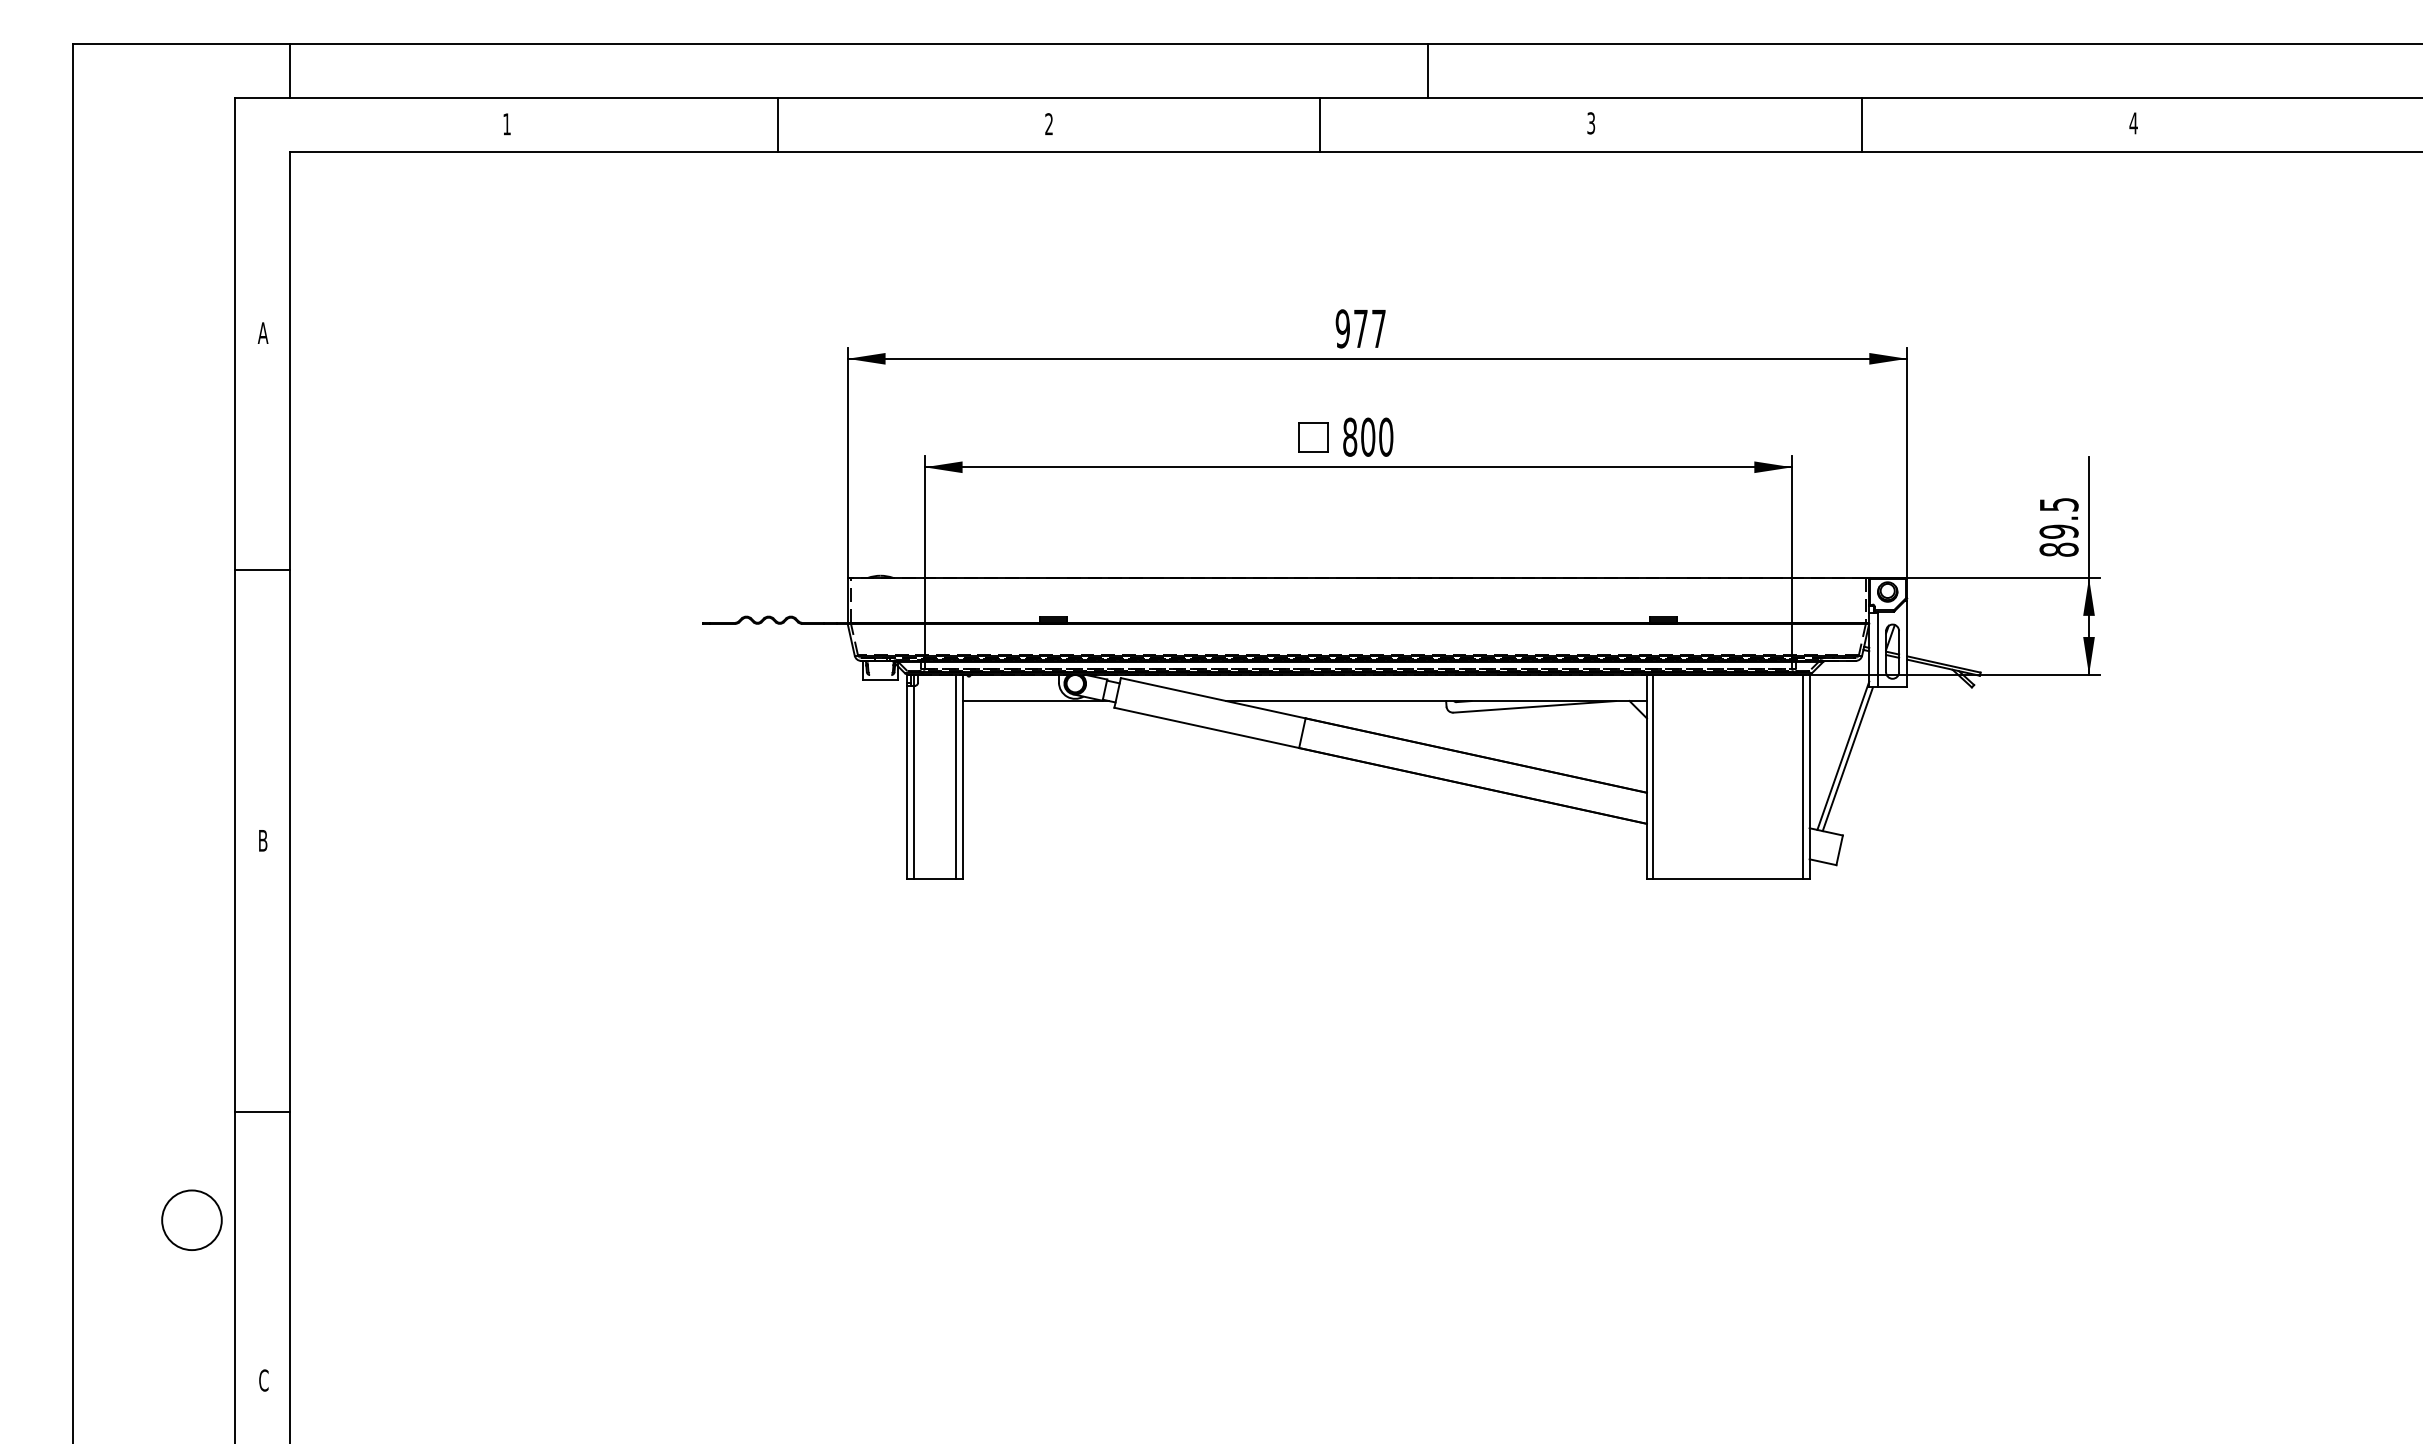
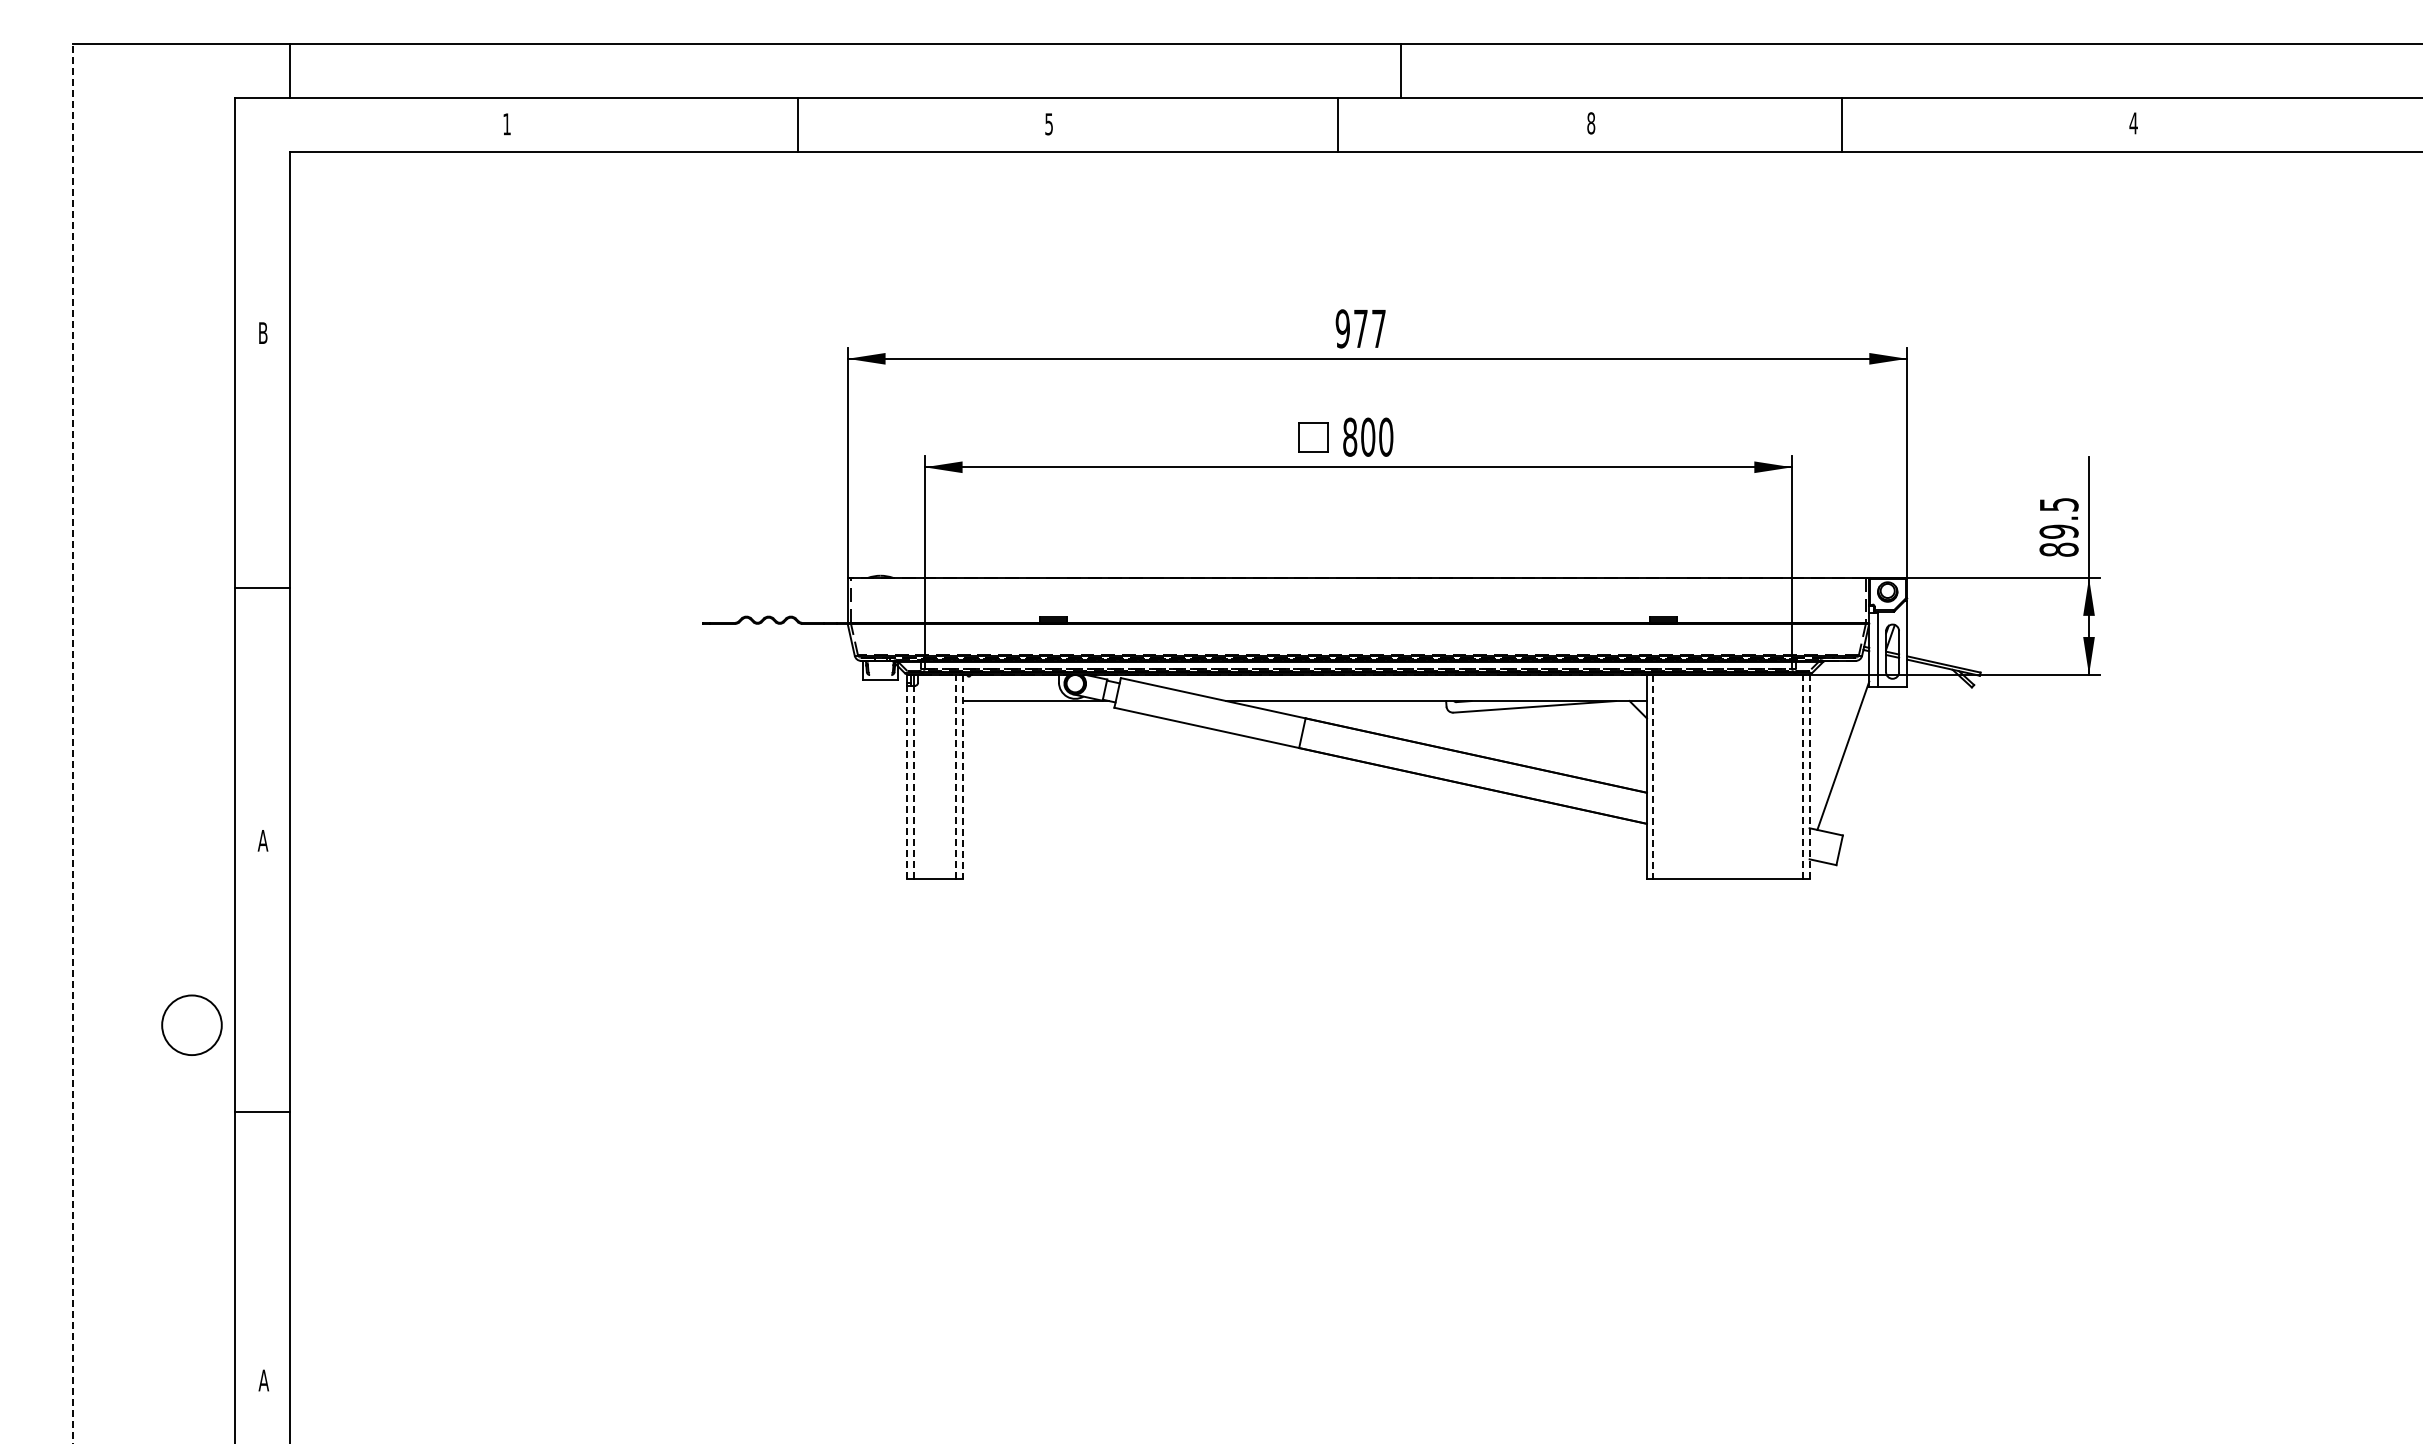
line position: (1428, 70) -> (1401, 70) (1401, 70)
text: 3 -> 8 (1591, 123)
line position: (777, 124) -> (797, 124) (797, 124)
text: 2 -> 5 (1048, 124)
line position: (1319, 124) -> (1337, 124) (1337, 124)
line position: (1862, 124) -> (1842, 124) (1842, 124)
text: A -> B (262, 332)
line position: (262, 569) -> (262, 587) (262, 587)
line: solid -> dashed (72, 743)
line: present -> none (1847, 759)
line: solid -> dashed (956, 776)
line: solid -> dashed (962, 776)
line: solid -> dashed (1653, 776)
line: solid -> dashed (1803, 776)
line: solid -> dashed (1809, 776)
line: solid -> dashed (907, 782)
line: solid -> dashed (913, 782)
text: B -> A (262, 840)
circle position: (191, 1219) -> (191, 1024) (191, 1024)
text: C -> A (263, 1380)
